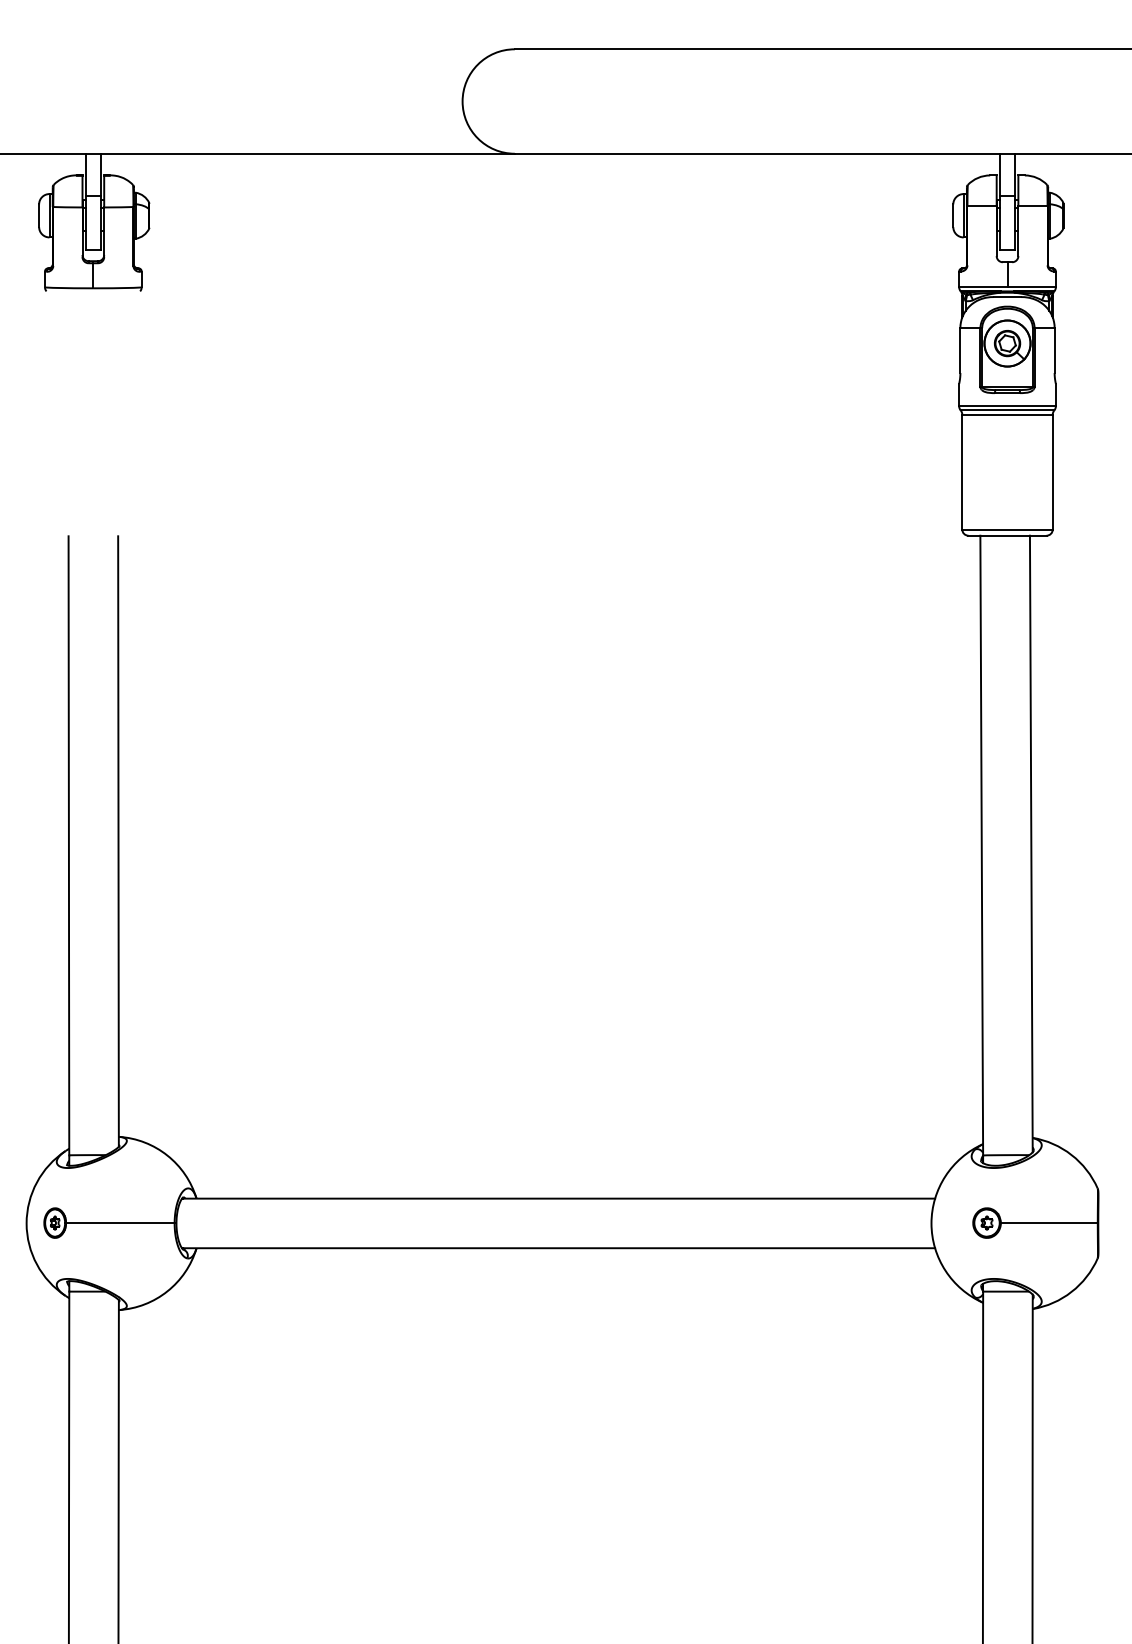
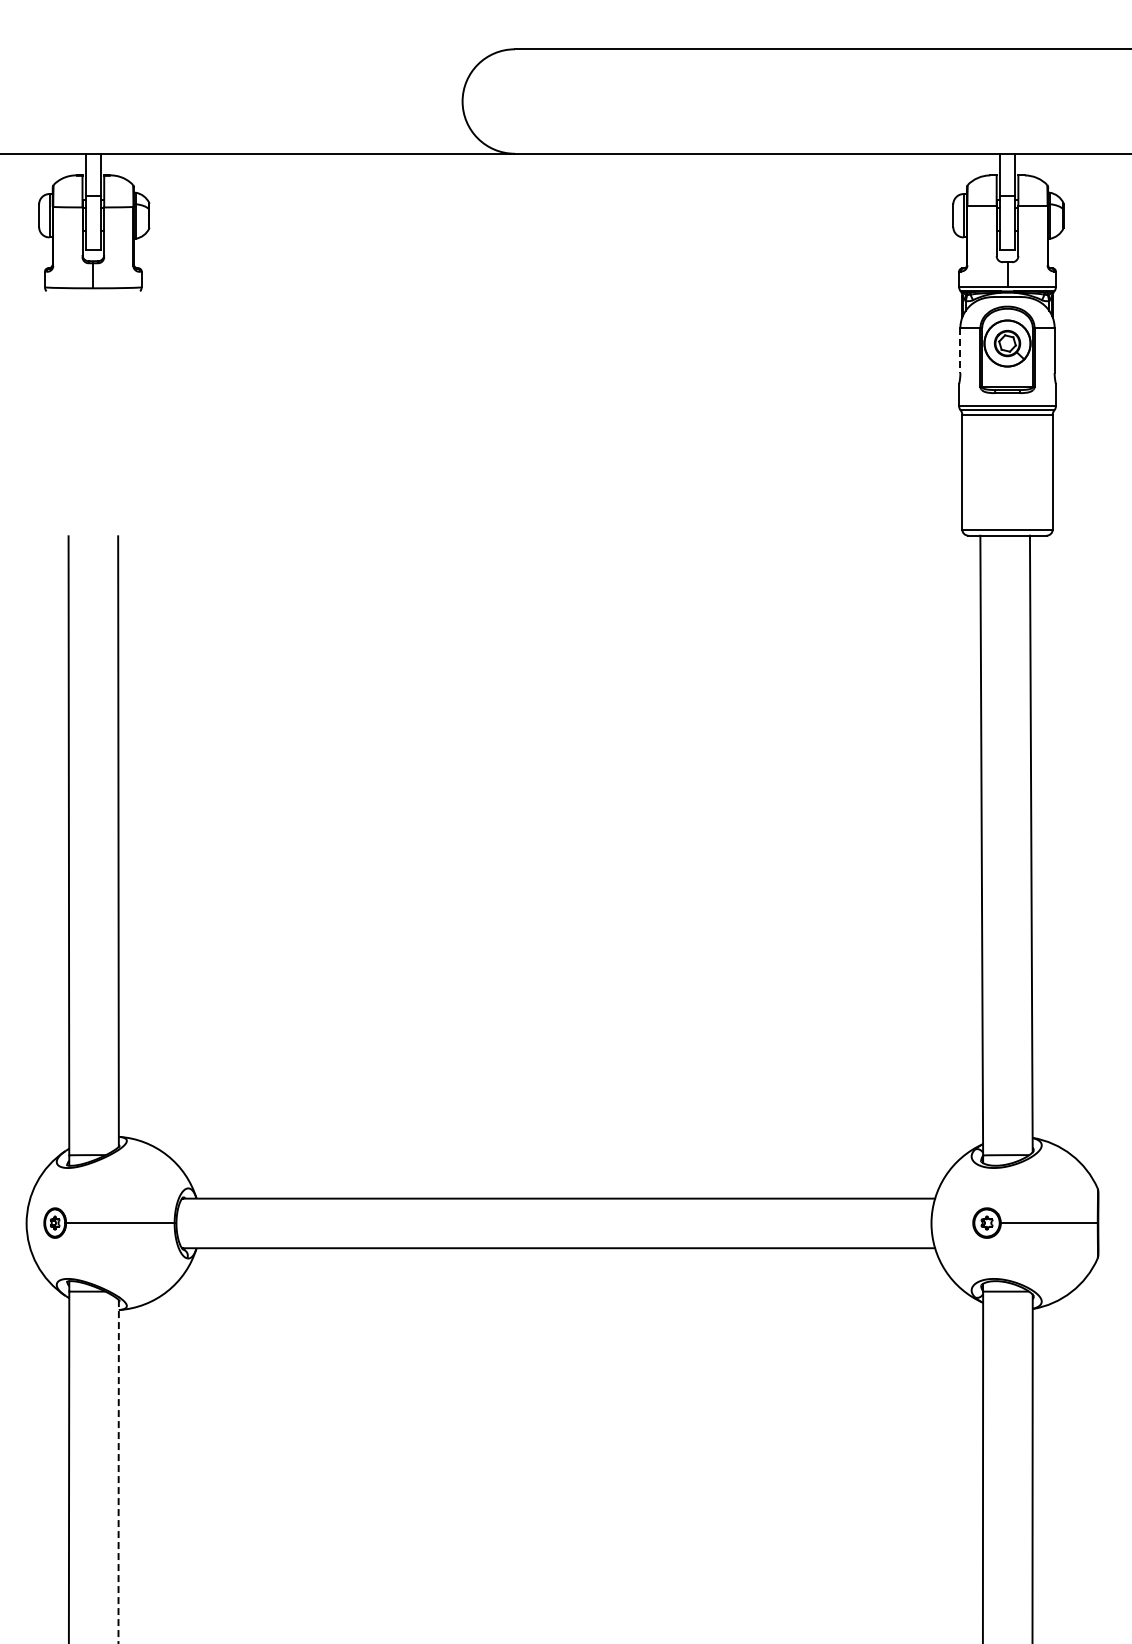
line: solid -> dashed (960, 351)
line: solid -> dashed (118, 1471)
